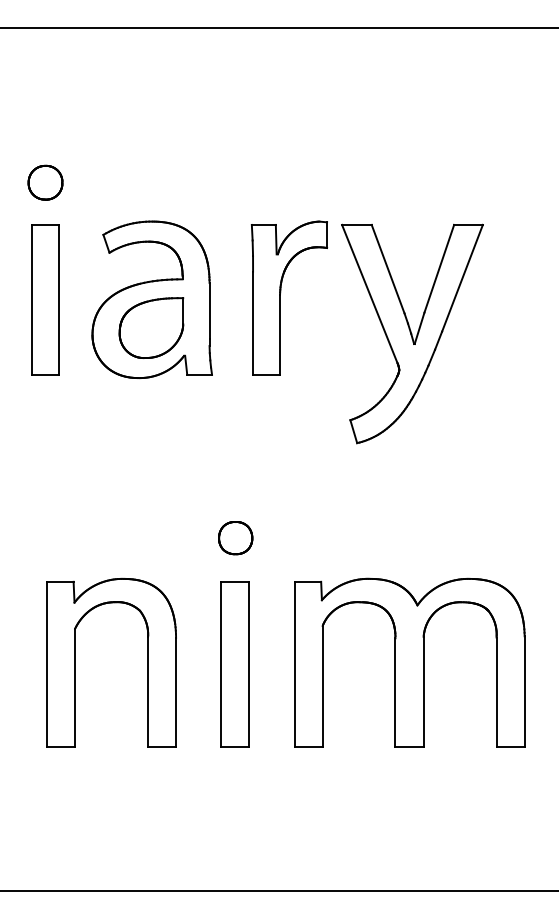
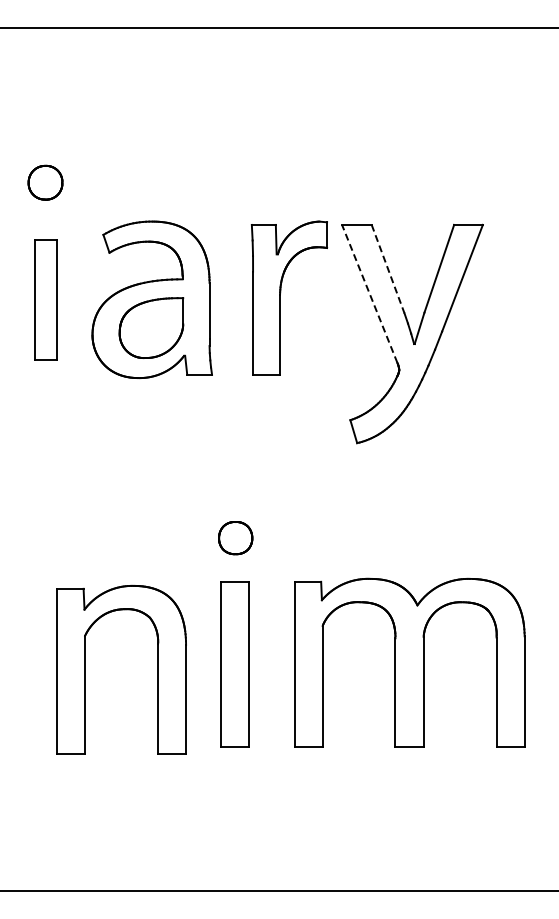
line: solid -> dashed (388, 269)
line: solid -> dashed (369, 293)
part size: 29x152 px -> 24x122 px (45, 299)
part position: (75, 662) -> (85, 669) (85, 669)
